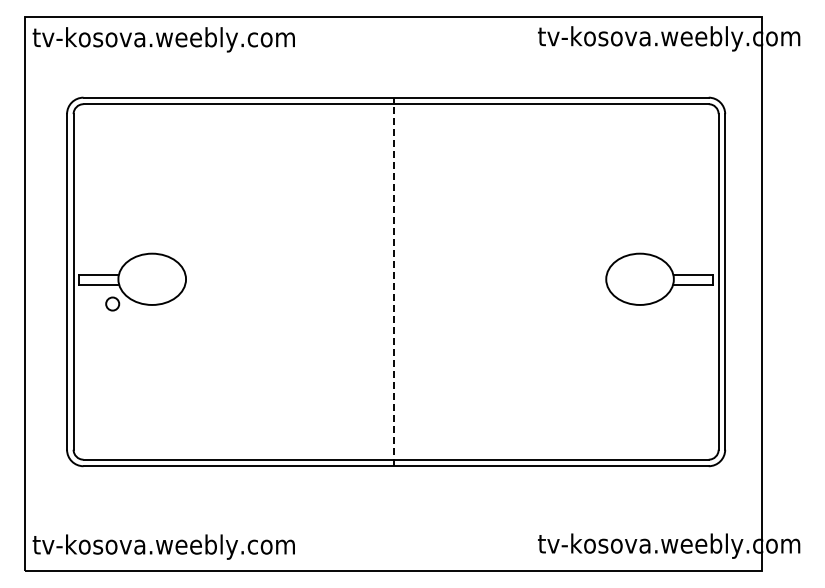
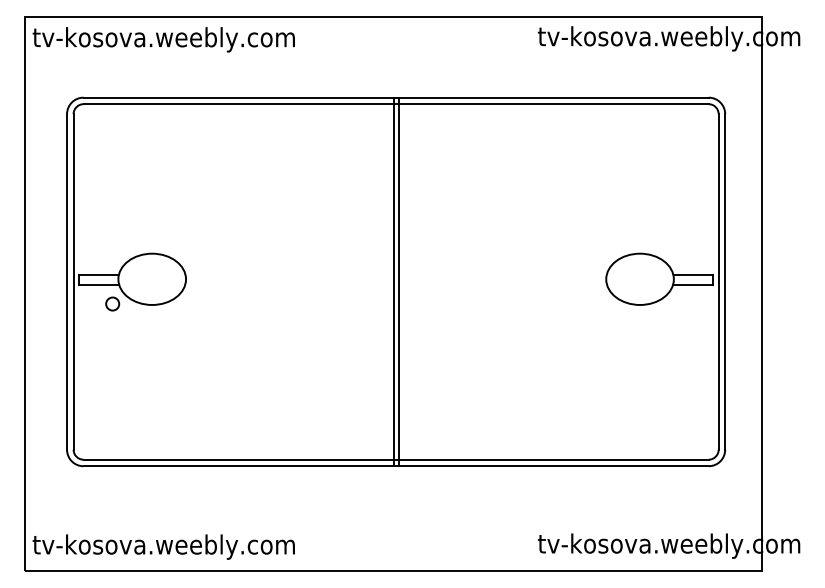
line: dashed -> solid (393, 281)
line: none -> present (398, 281)
